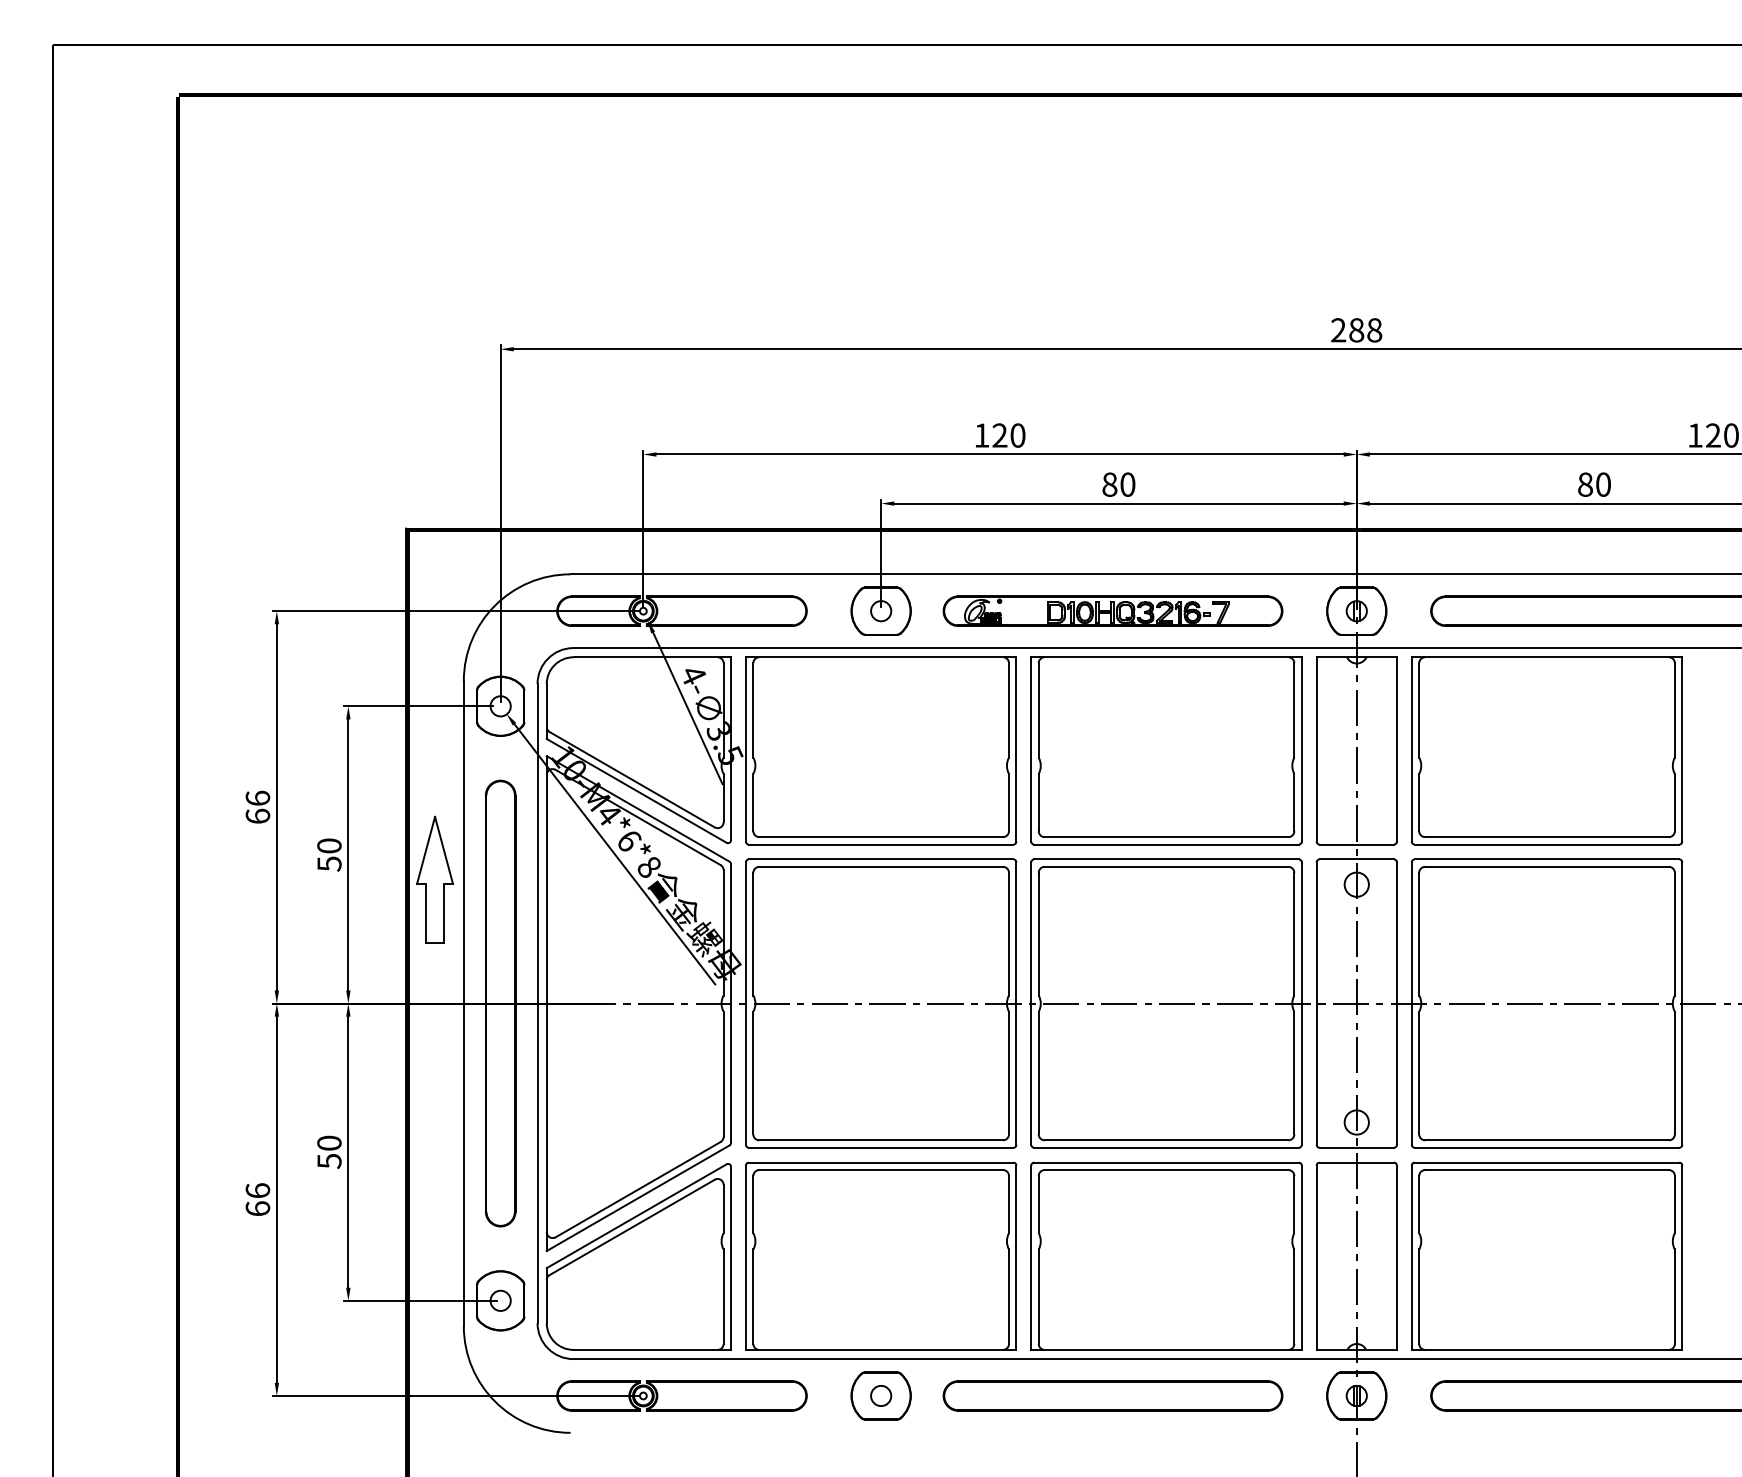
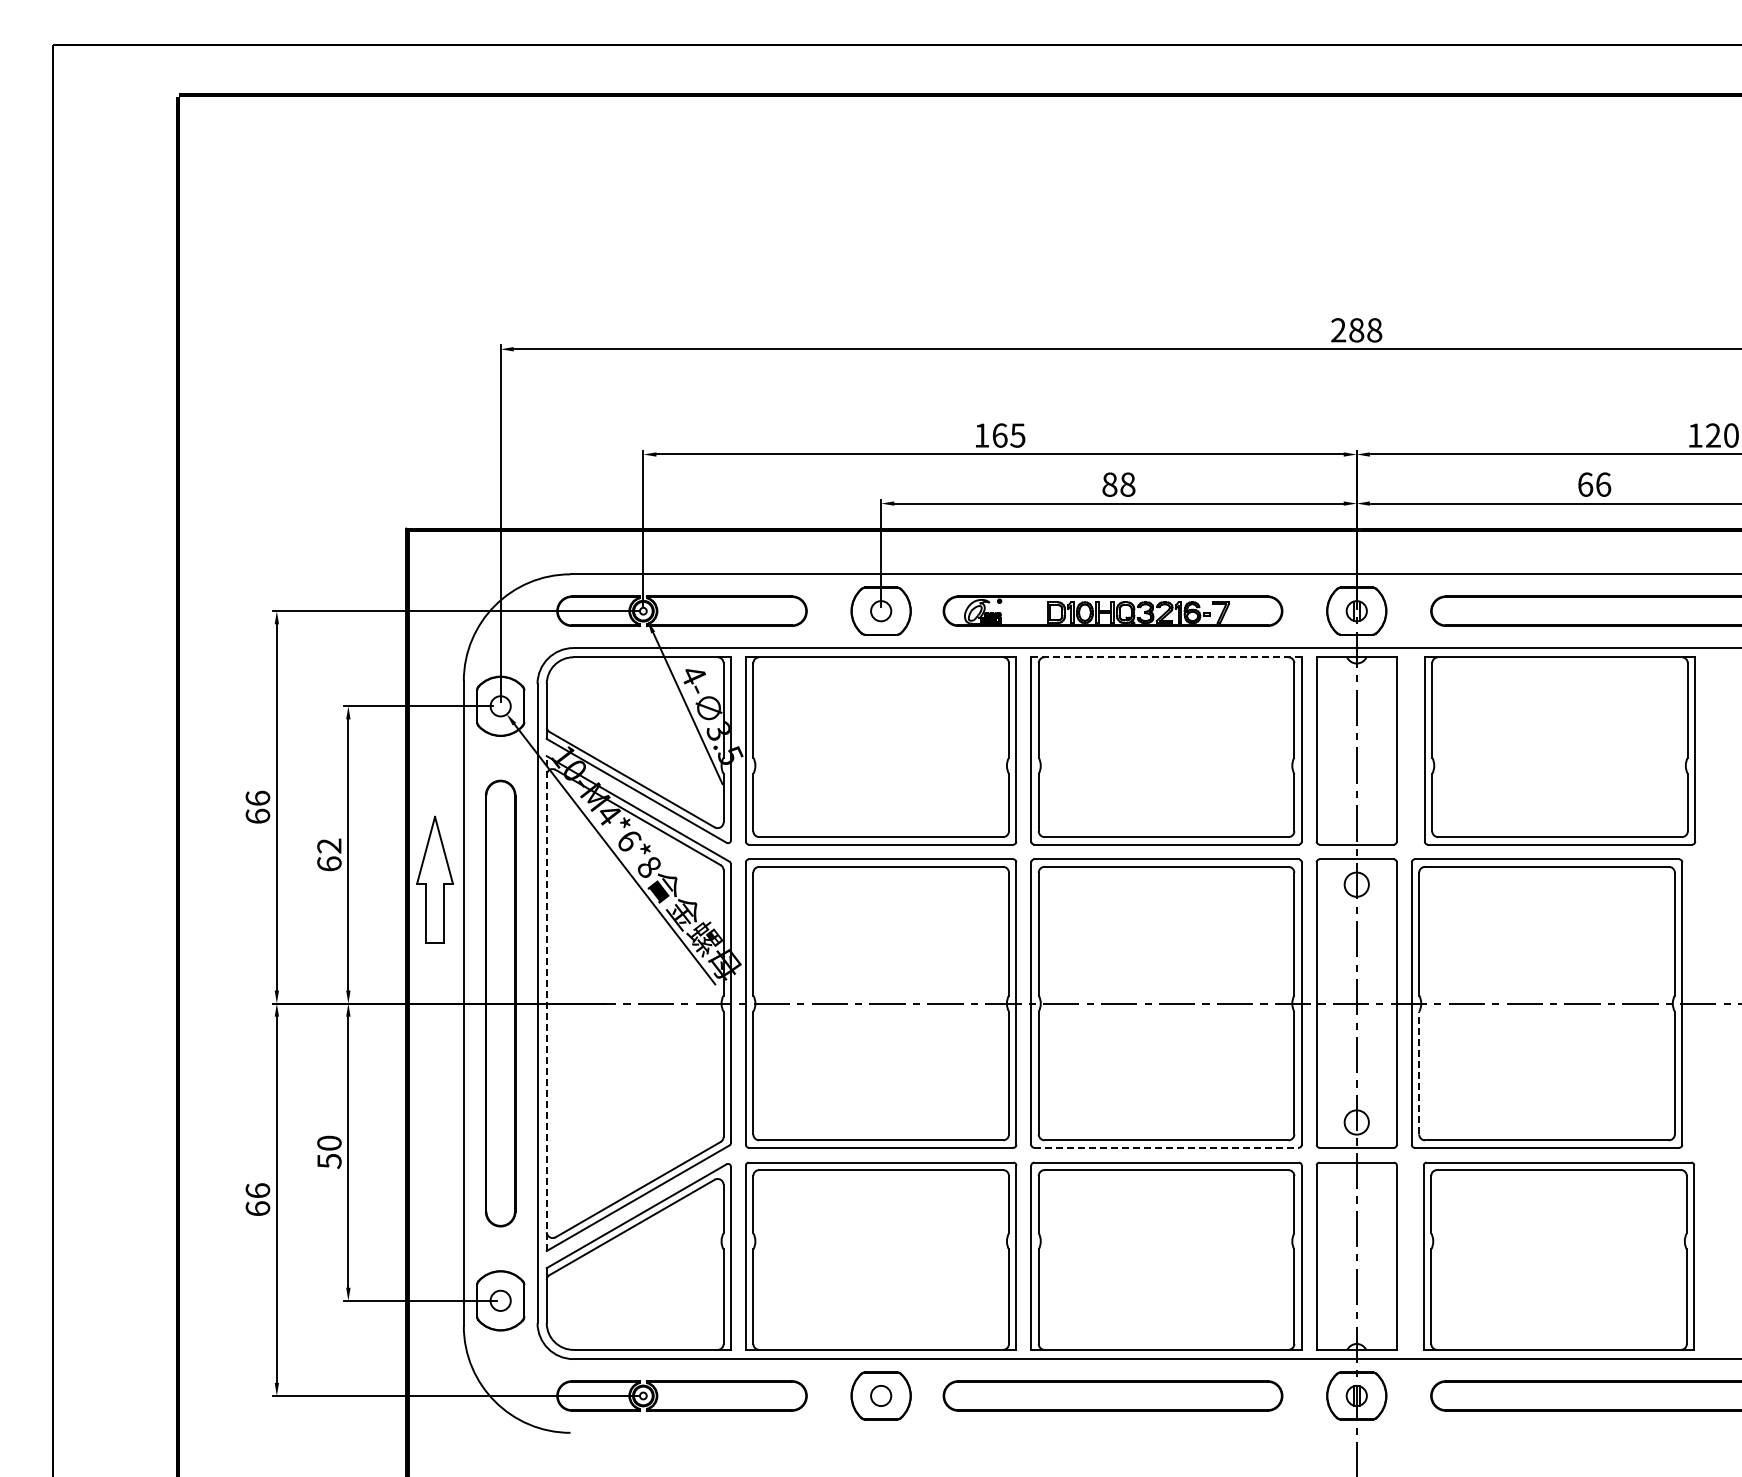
text: 120 -> 165 (1008, 435)
text: 80 -> 88 (1127, 484)
text: 80 -> 66 (1594, 484)
line: solid -> dashed (1167, 657)
part position: (1547, 750) -> (1560, 750) (1560, 750)
text: 50 -> 62 (329, 854)
line: solid -> dashed (546, 1003)
line: solid -> dashed (1419, 1072)
line: solid -> dashed (1167, 1147)
part position: (1547, 1255) -> (1559, 1255) (1559, 1255)
